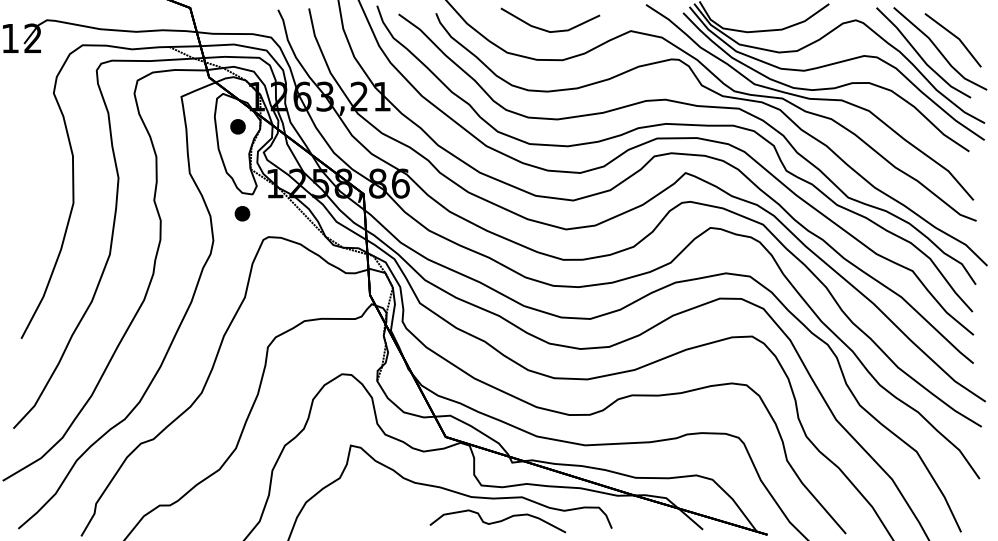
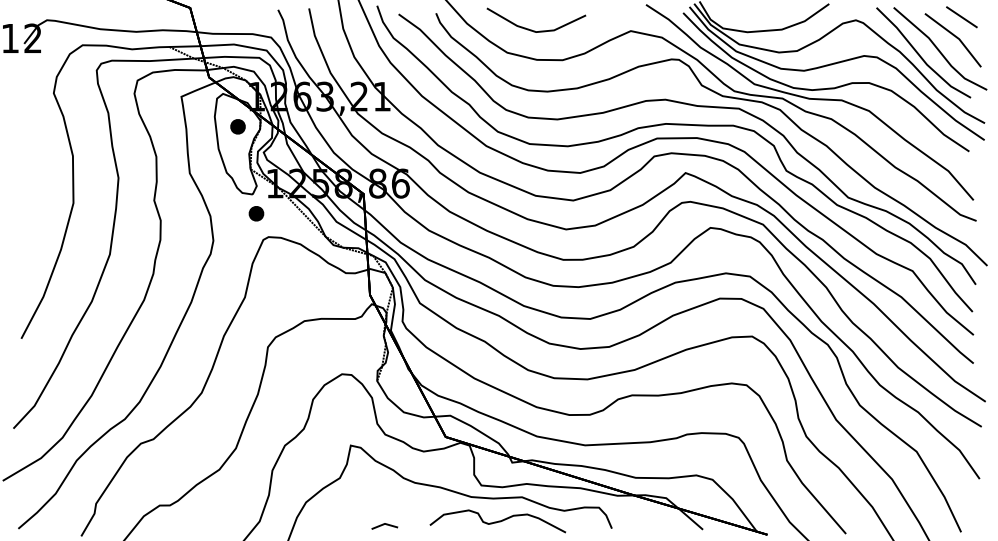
line: none -> present (961, 17)
line position: (549, 30) -> (535, 30) (535, 30)
part position: (242, 213) -> (256, 213) (256, 213)
line: none -> present (383, 525)
